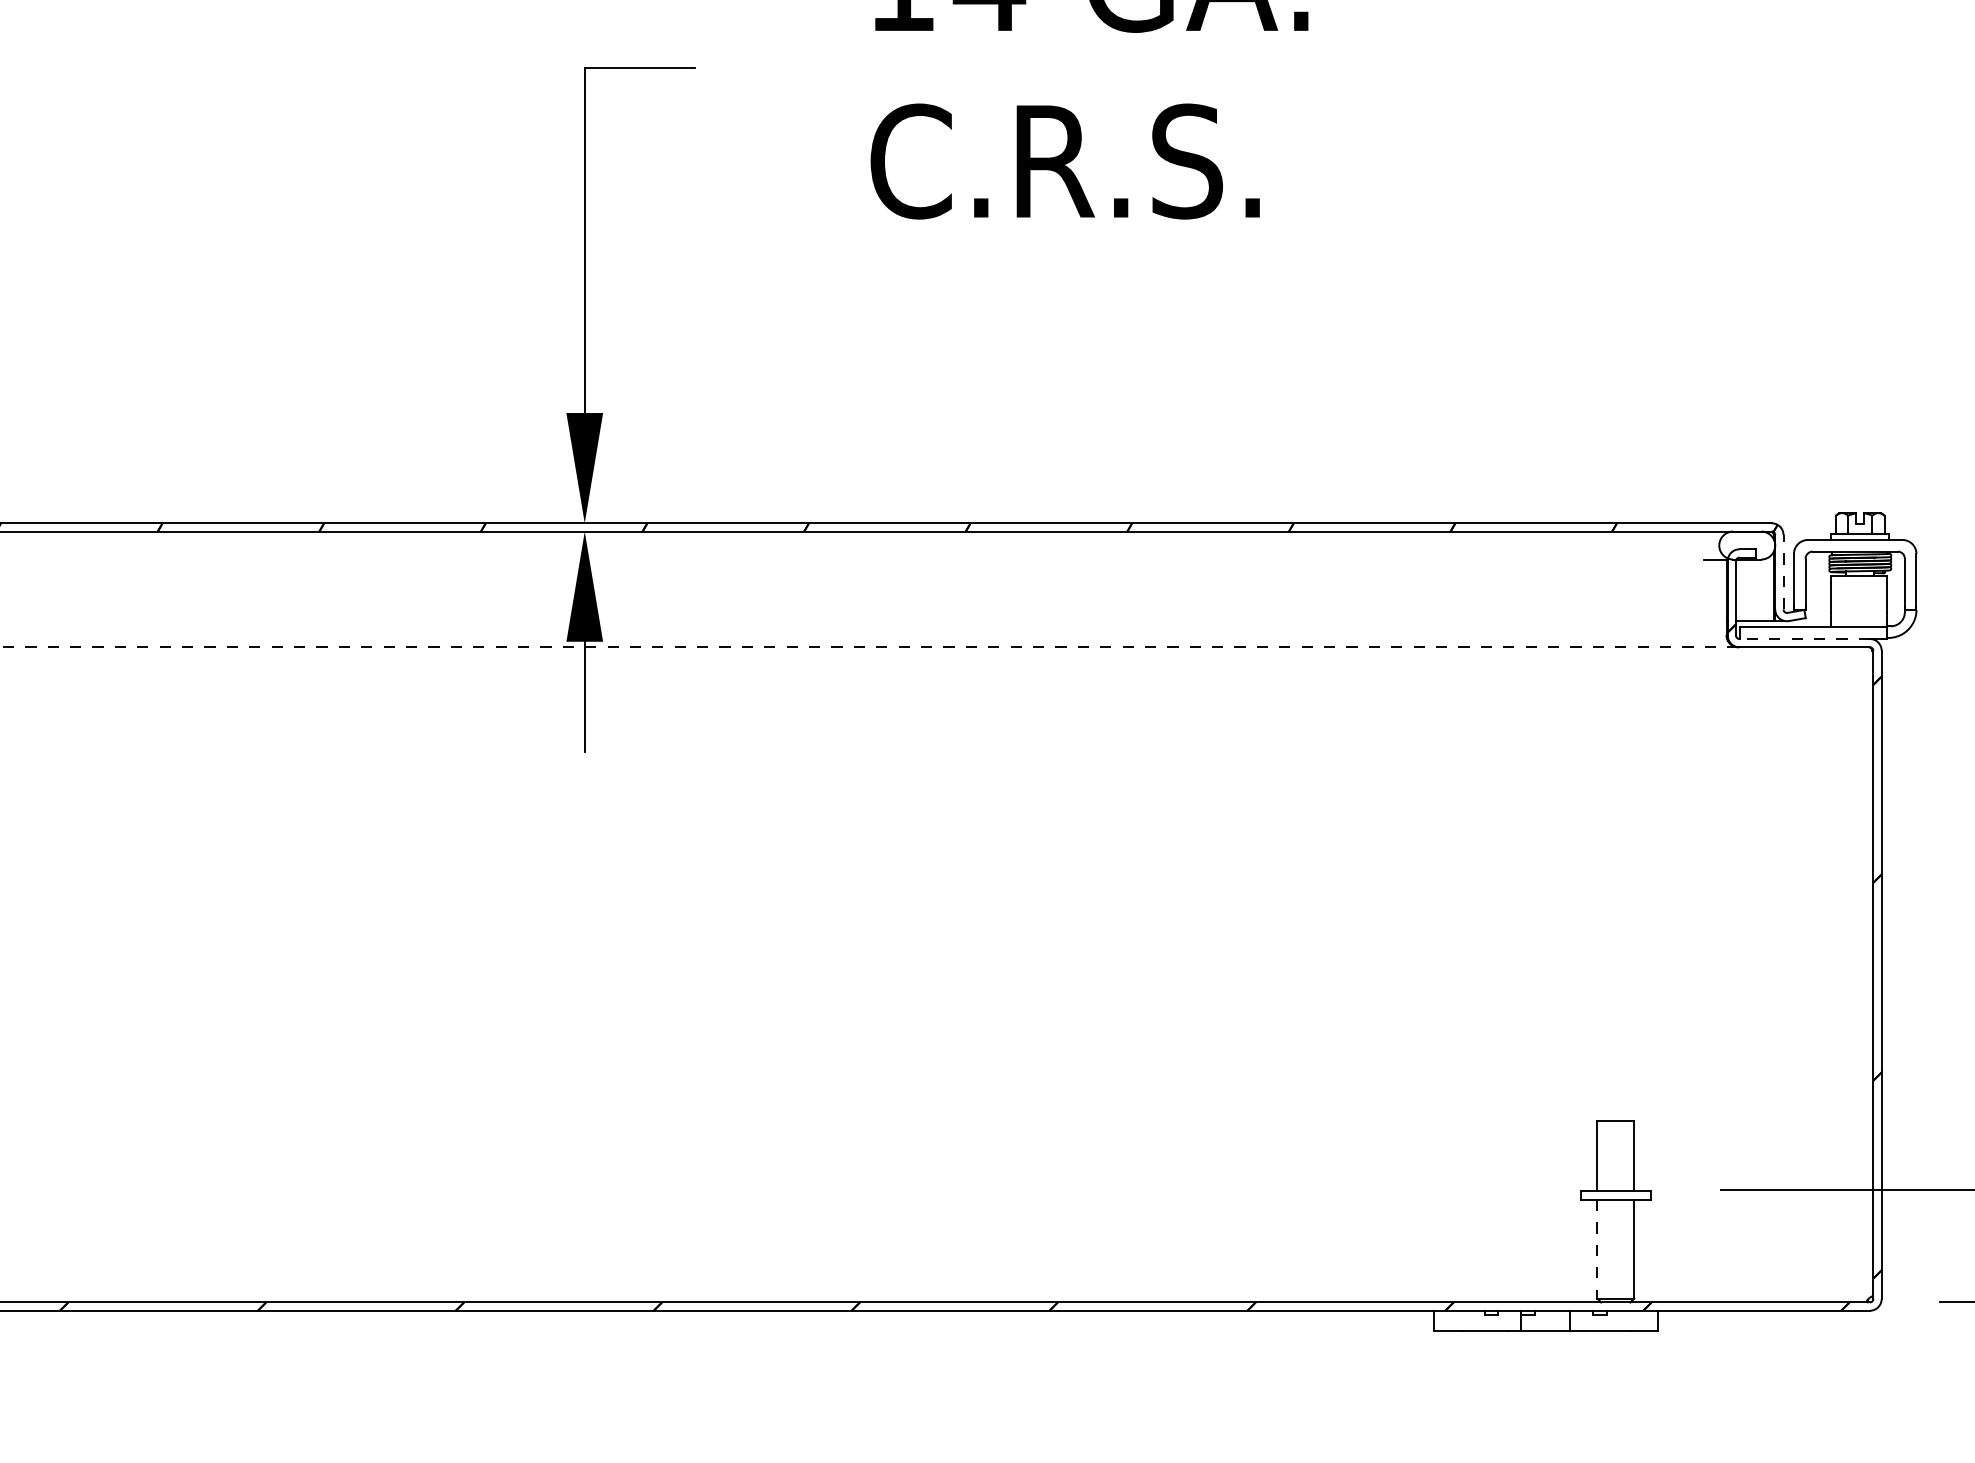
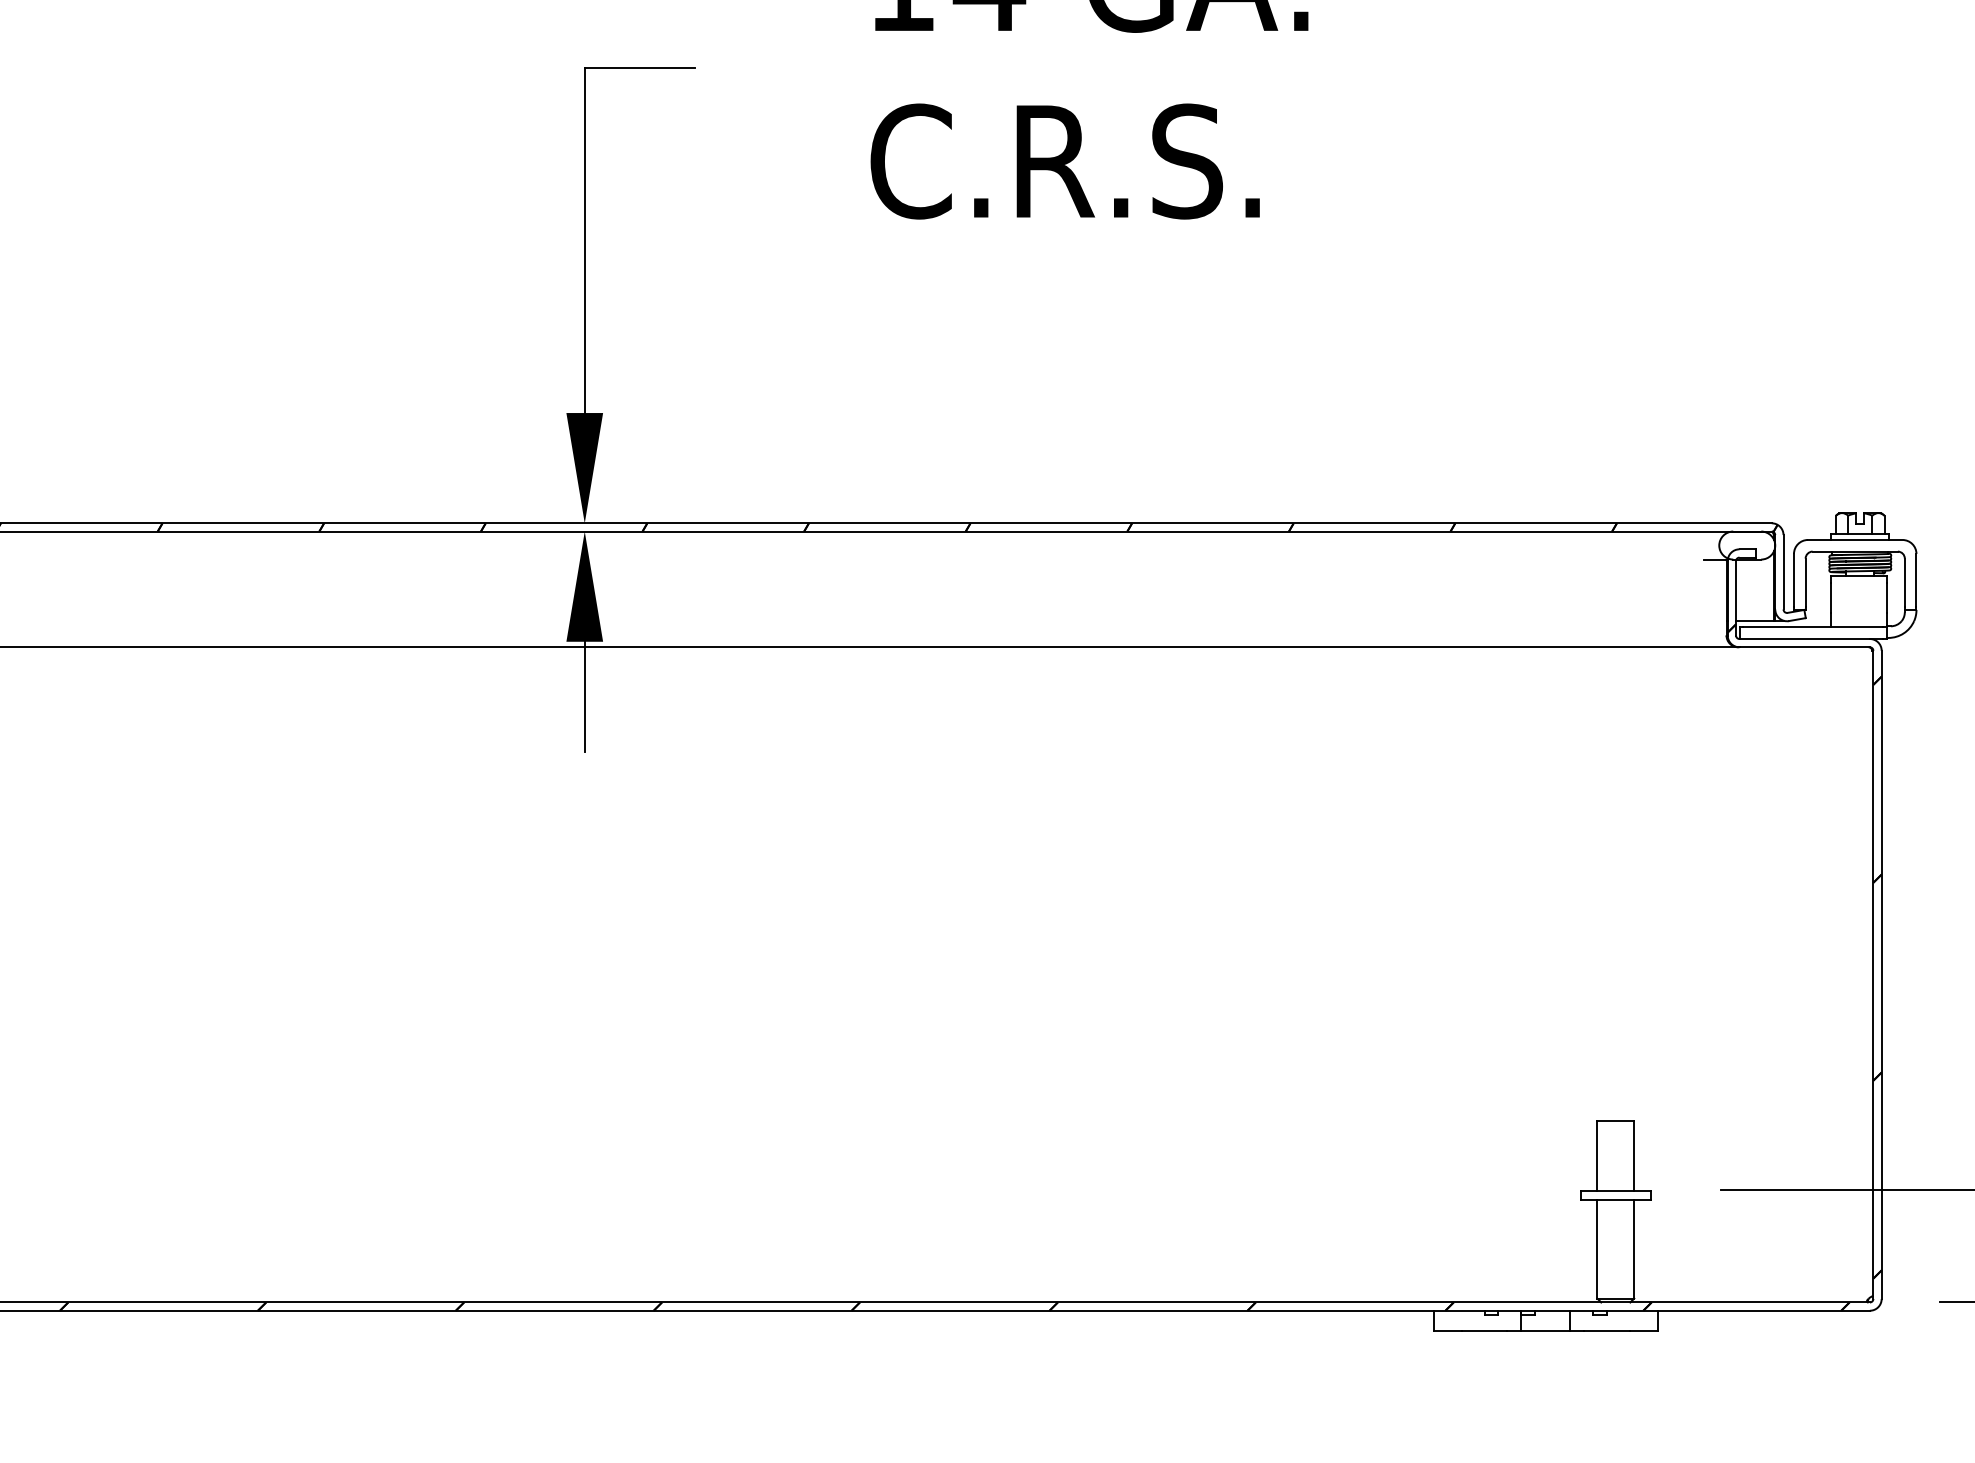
line: dashed -> solid (1783, 571)
line: dashed -> solid (1804, 639)
line: dashed -> solid (869, 647)
line: dashed -> solid (1597, 1249)
